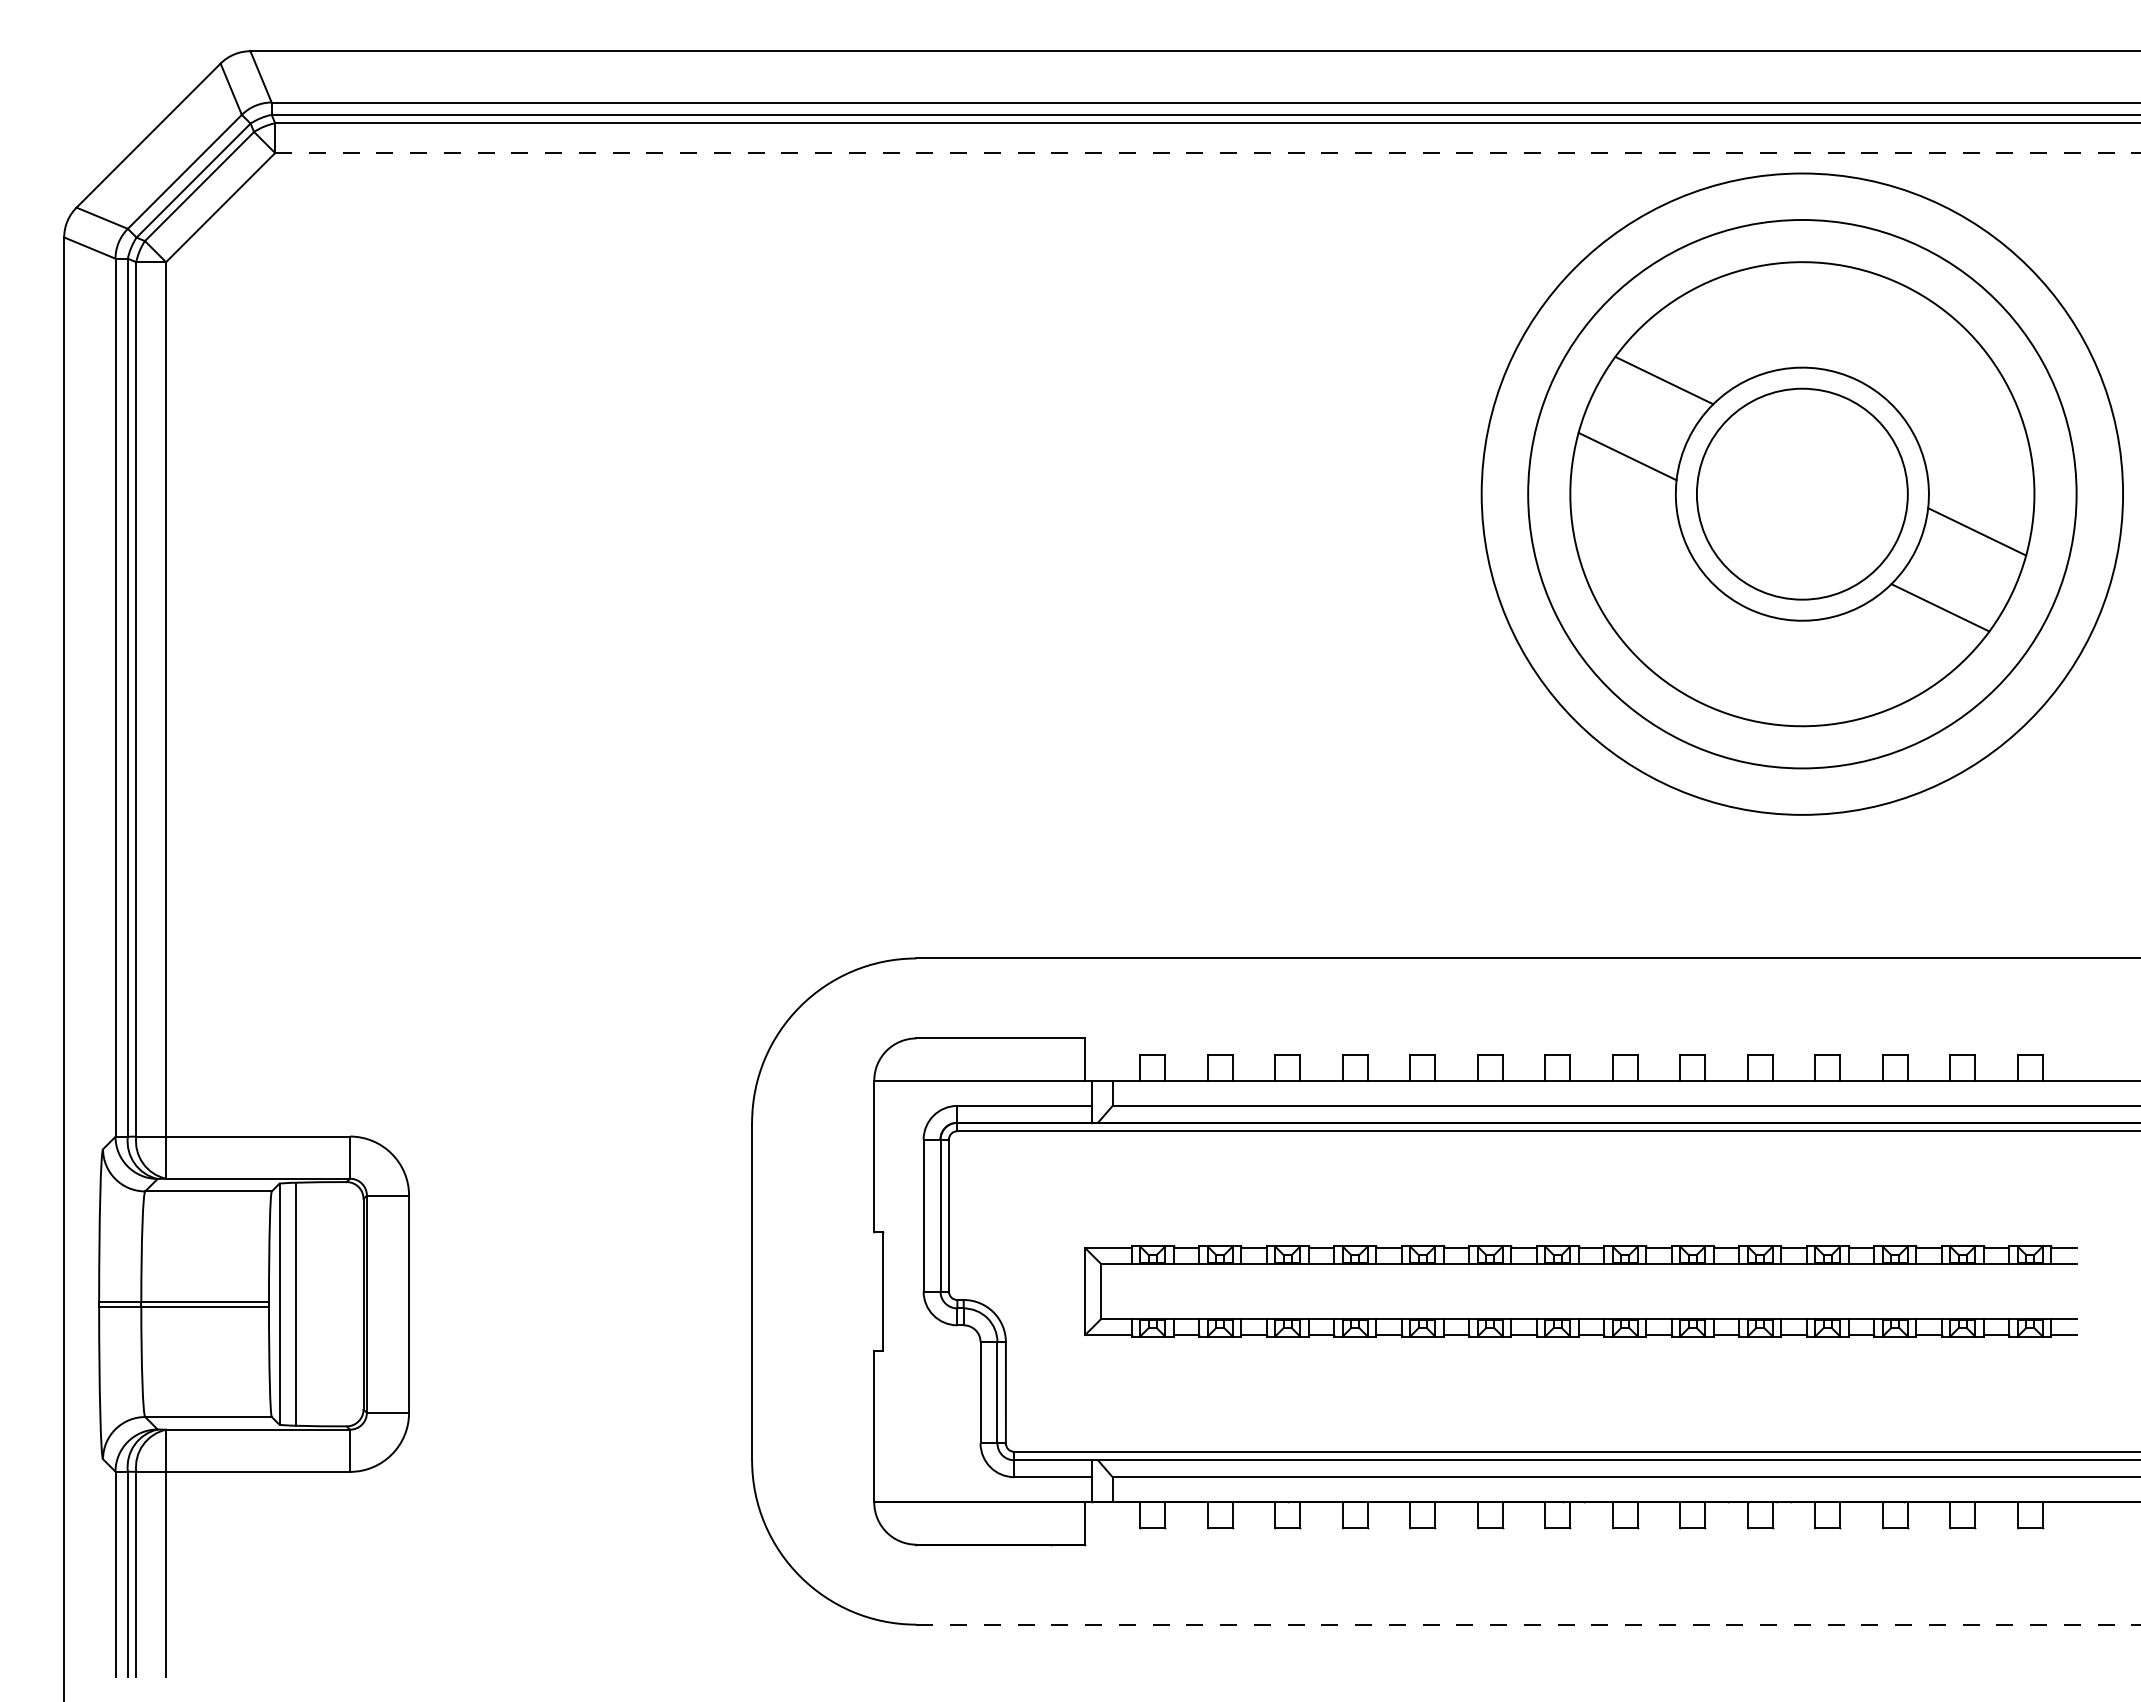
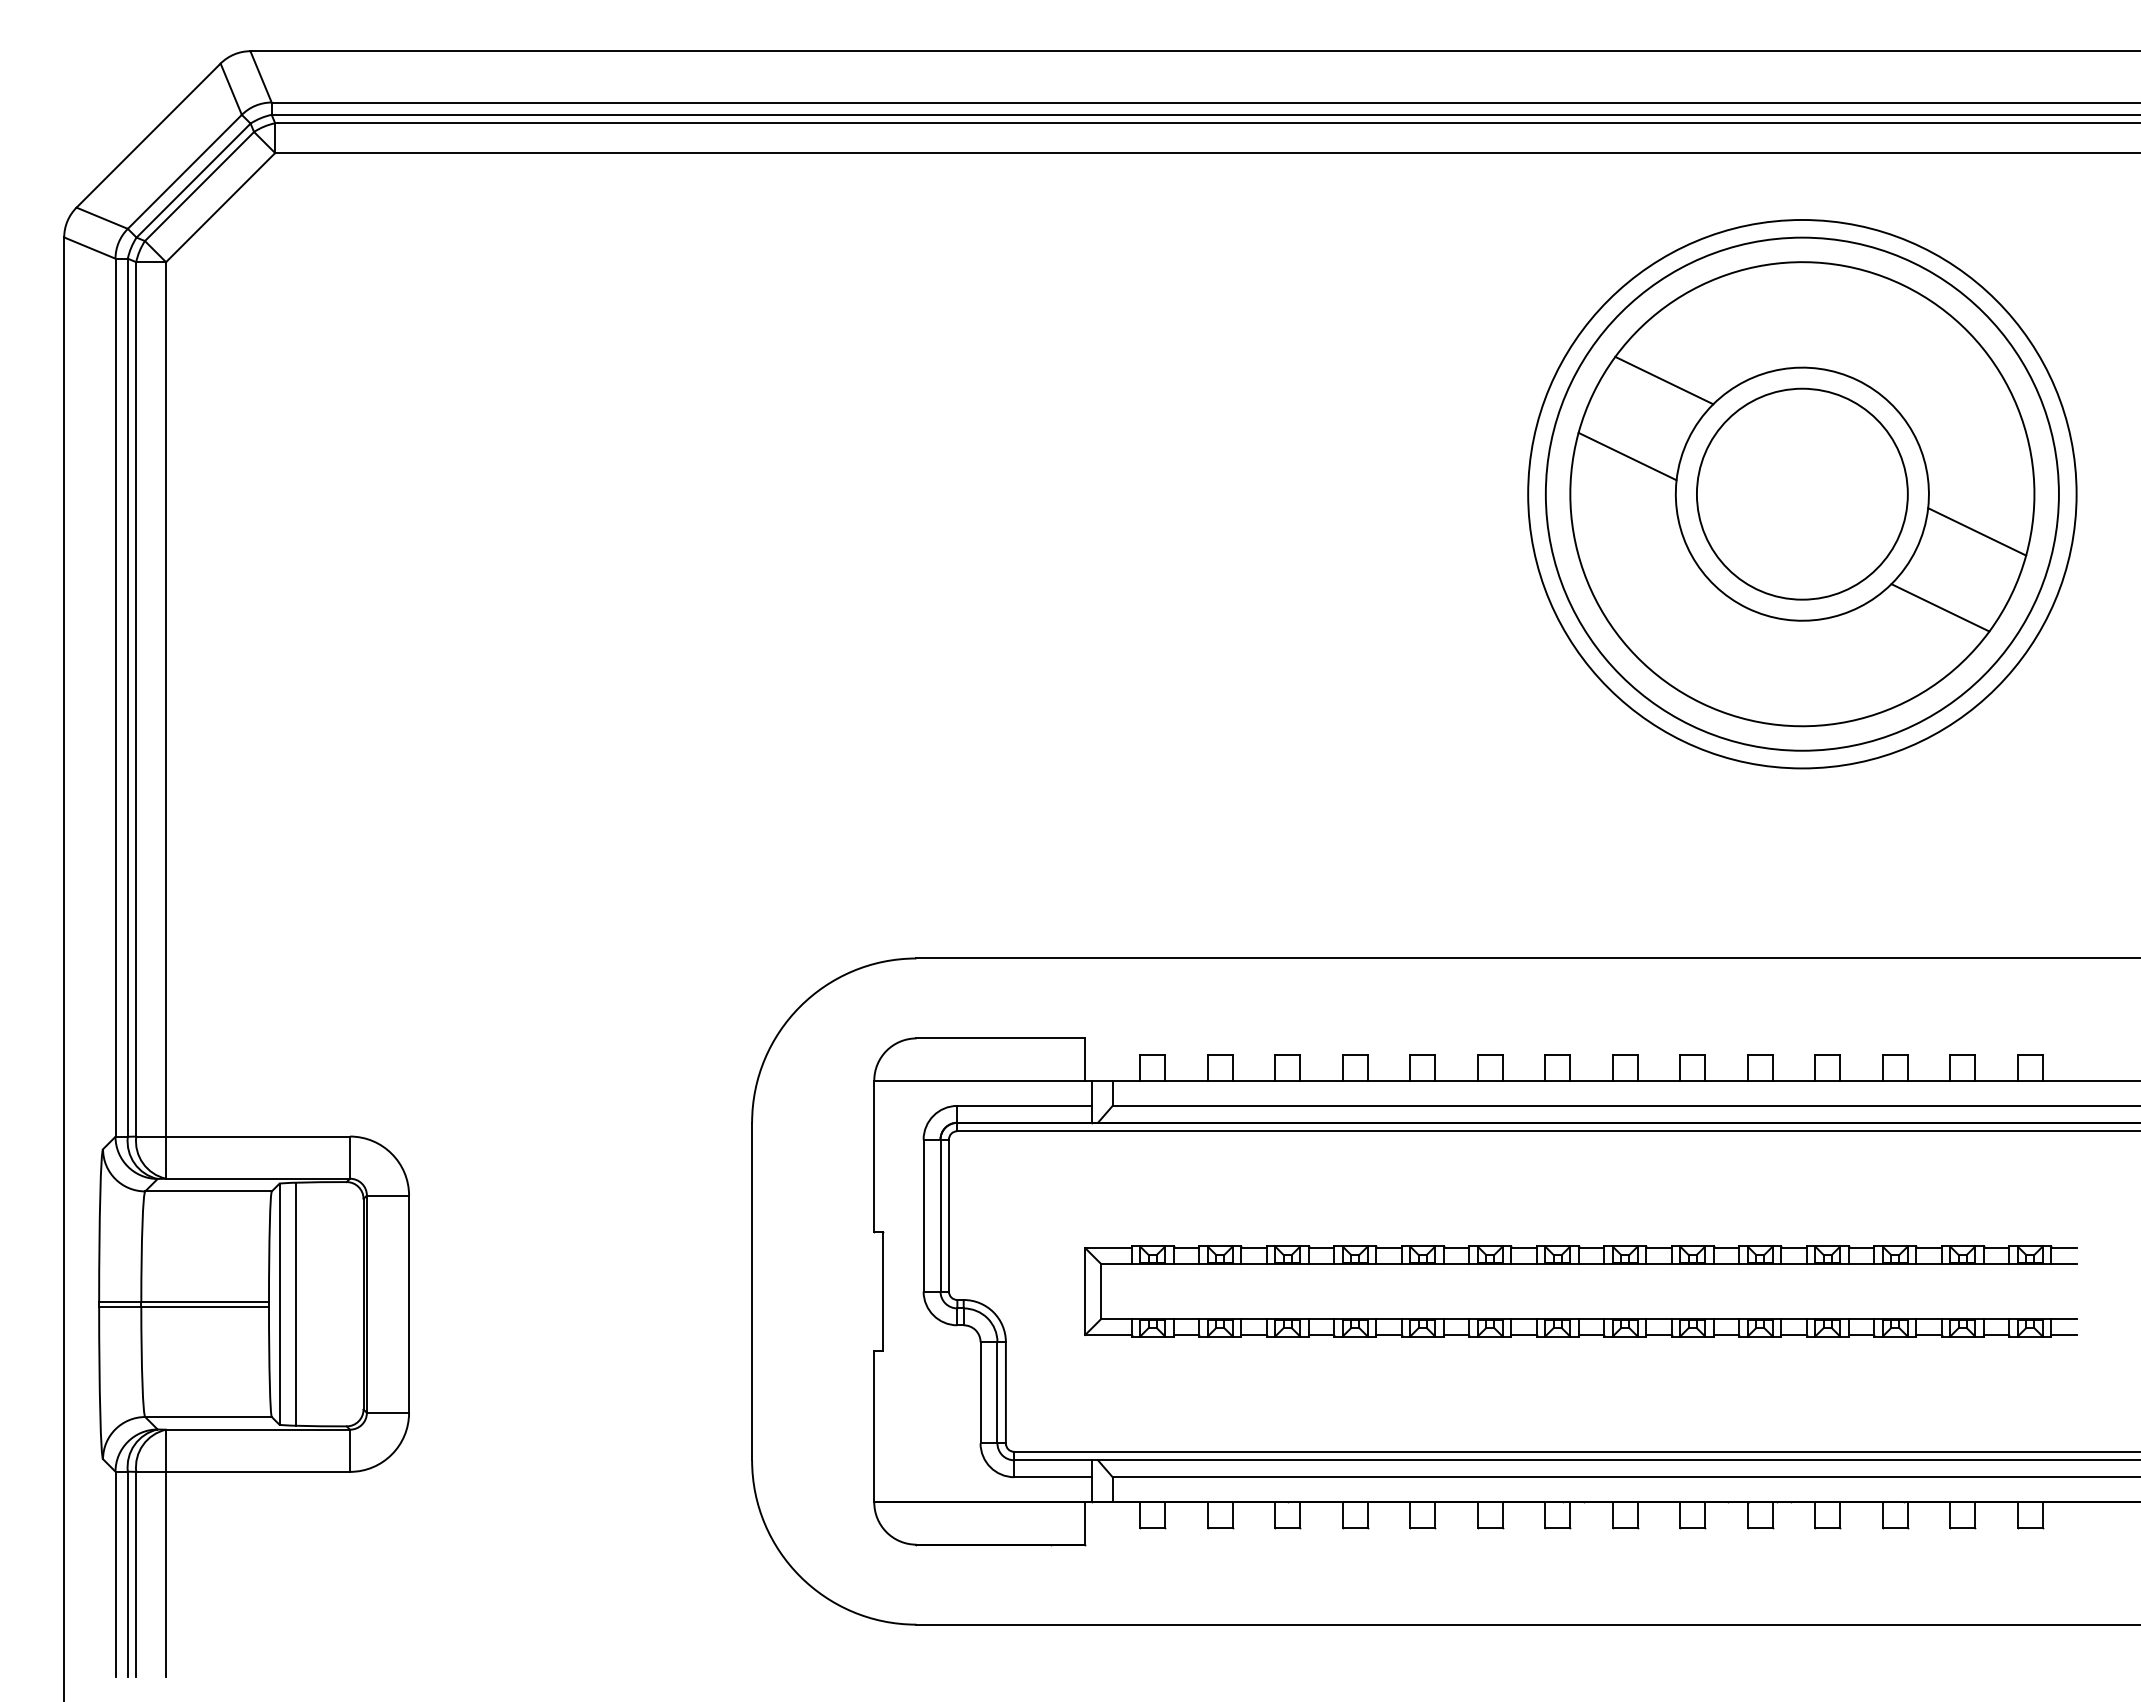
line: dashed -> solid (1208, 153)
circle diameter: 641 px -> 513 px (1801, 493)
line: dashed -> solid (1528, 1624)
